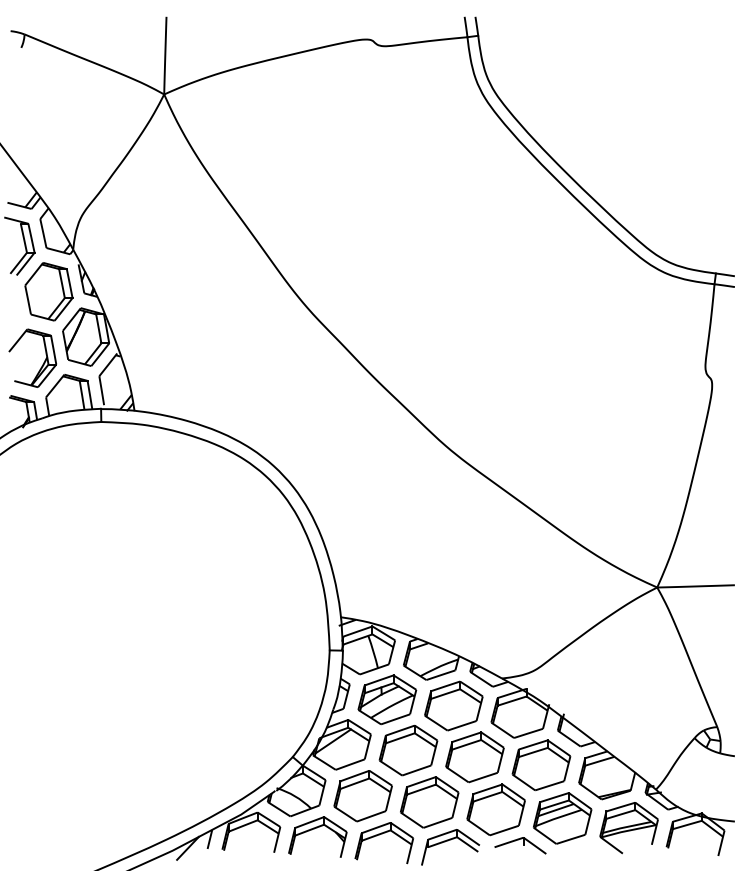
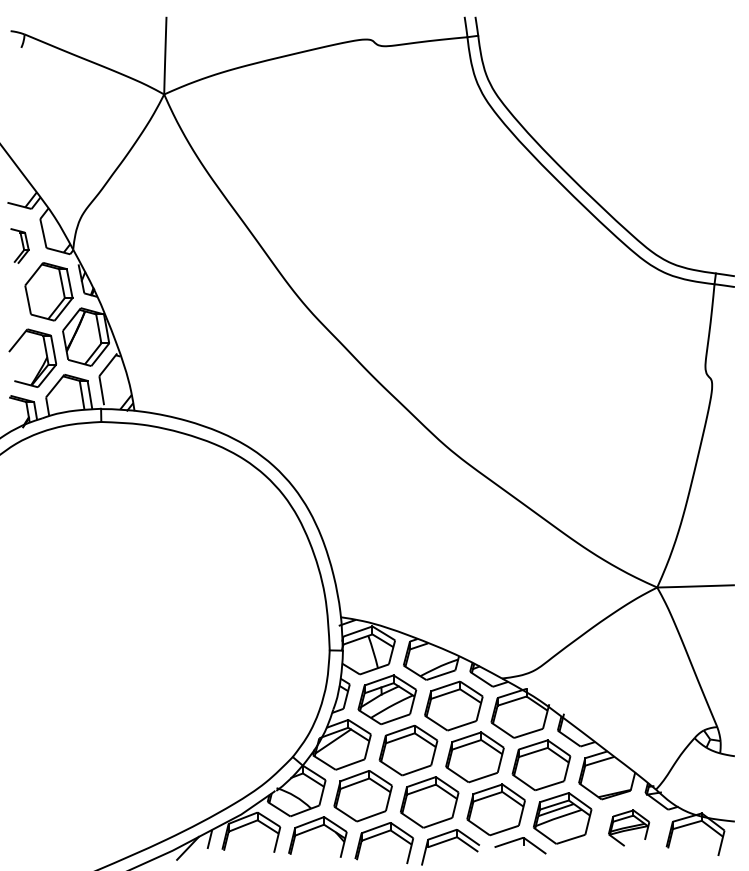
part size: 32x60 px -> 20x36 px (19, 245)
part size: 60x53 px -> 43x38 px (629, 827)
